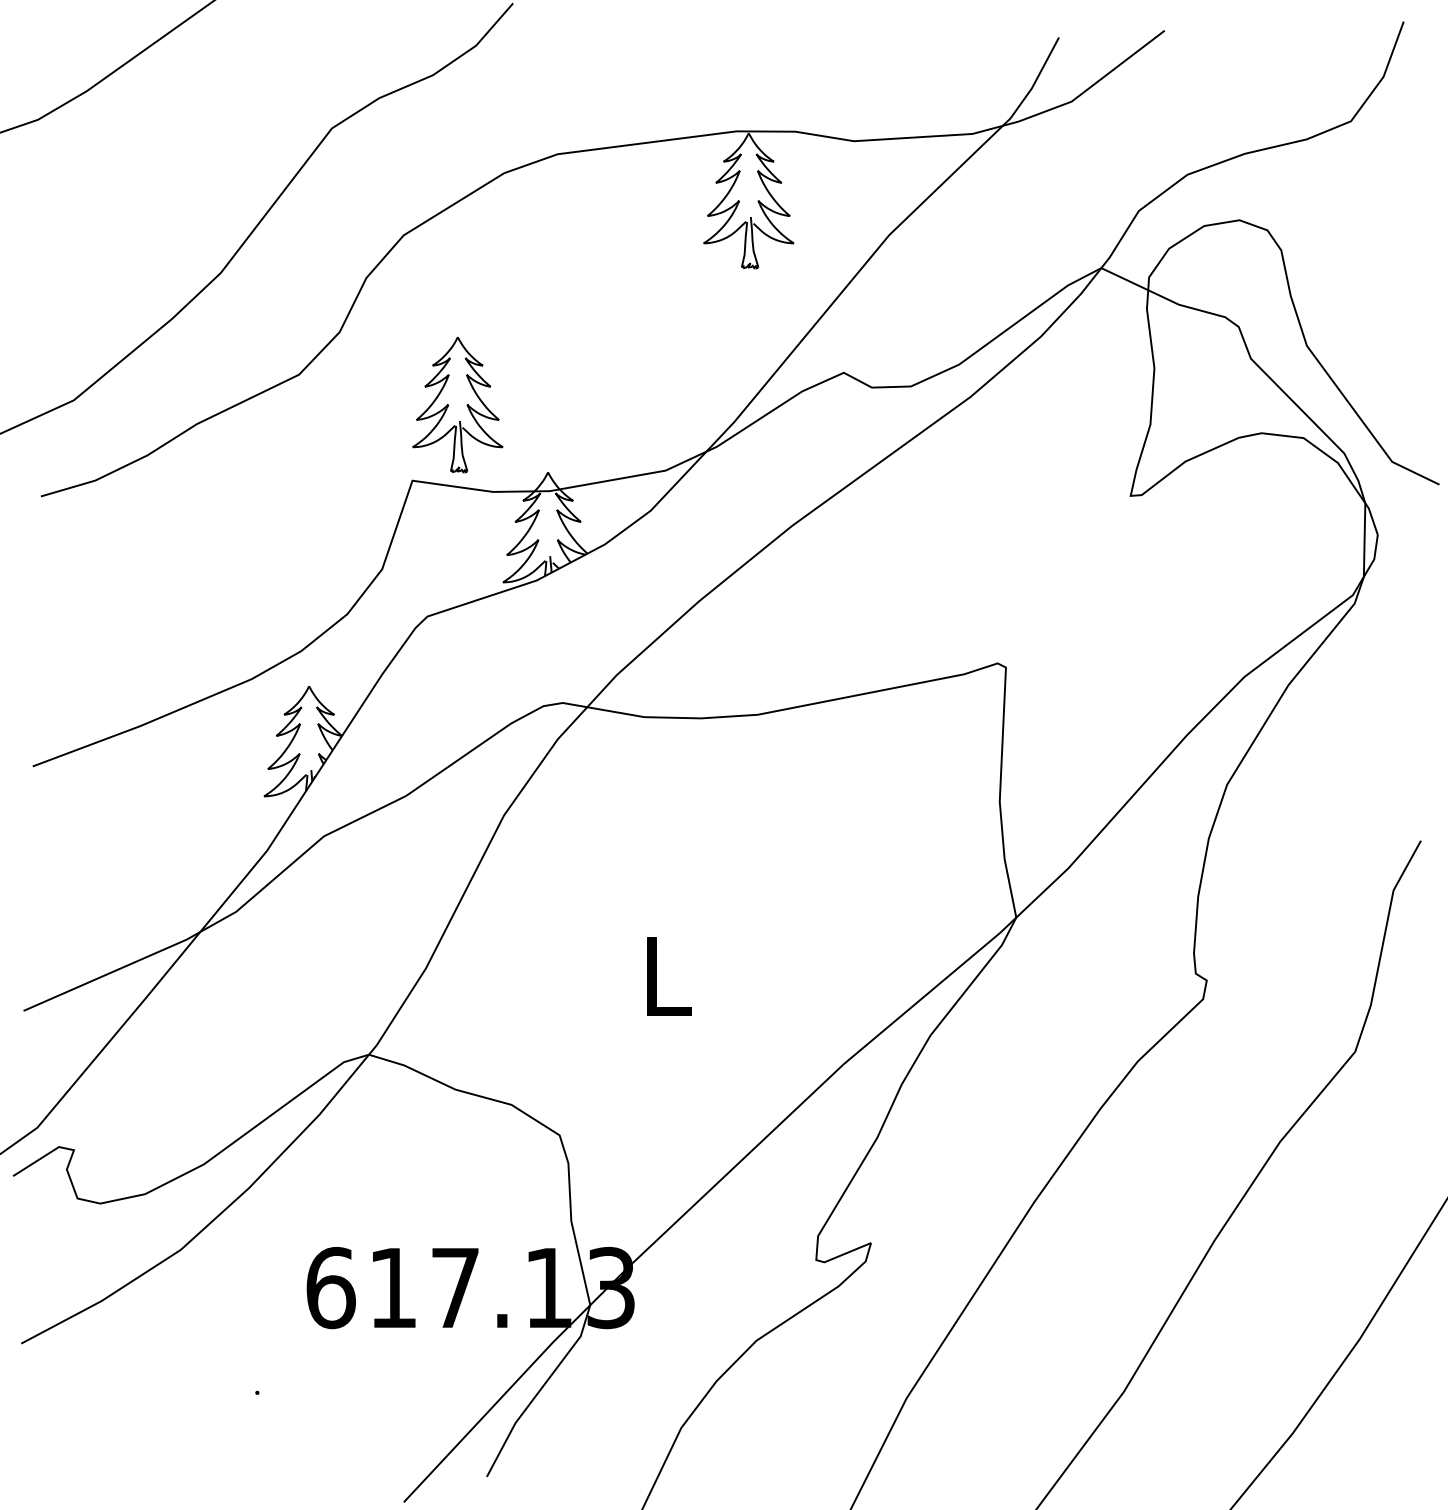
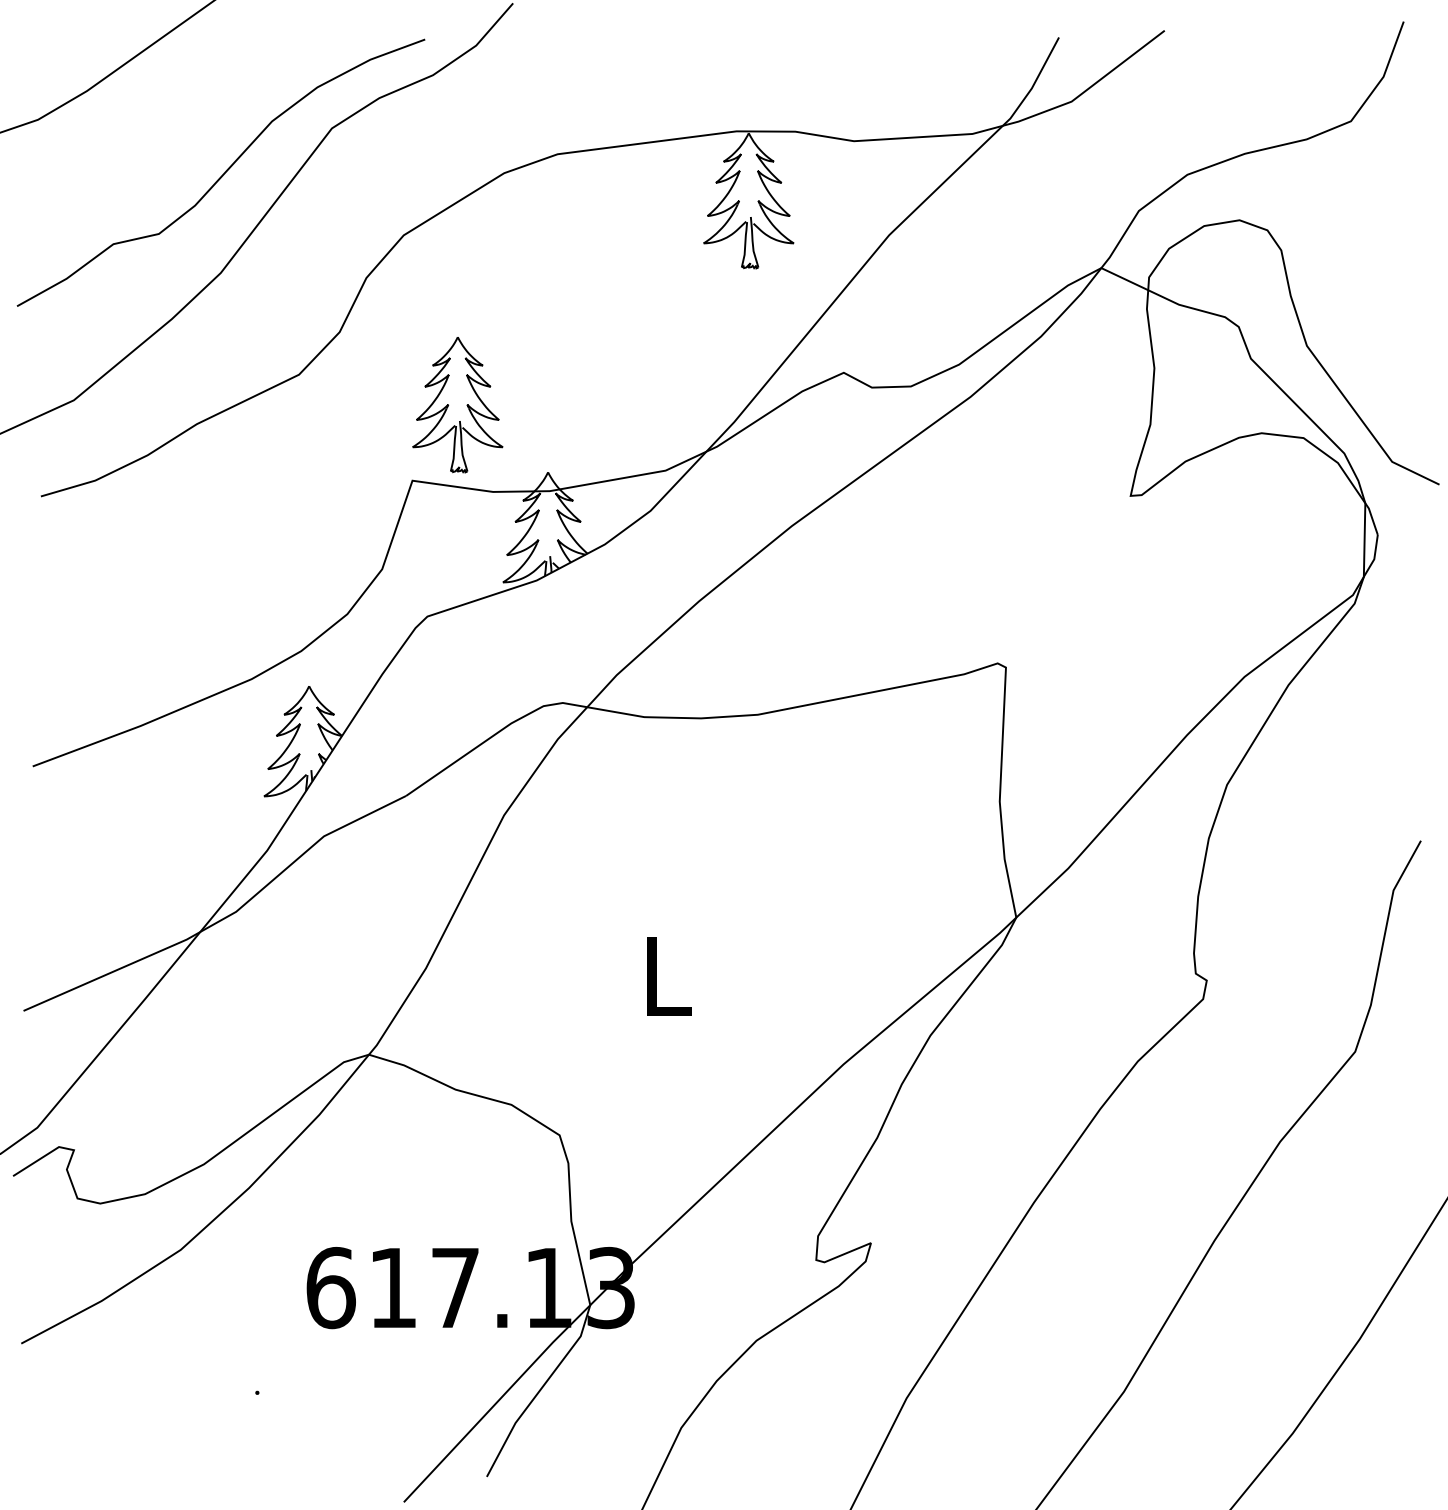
curve: none -> present (222, 174)
